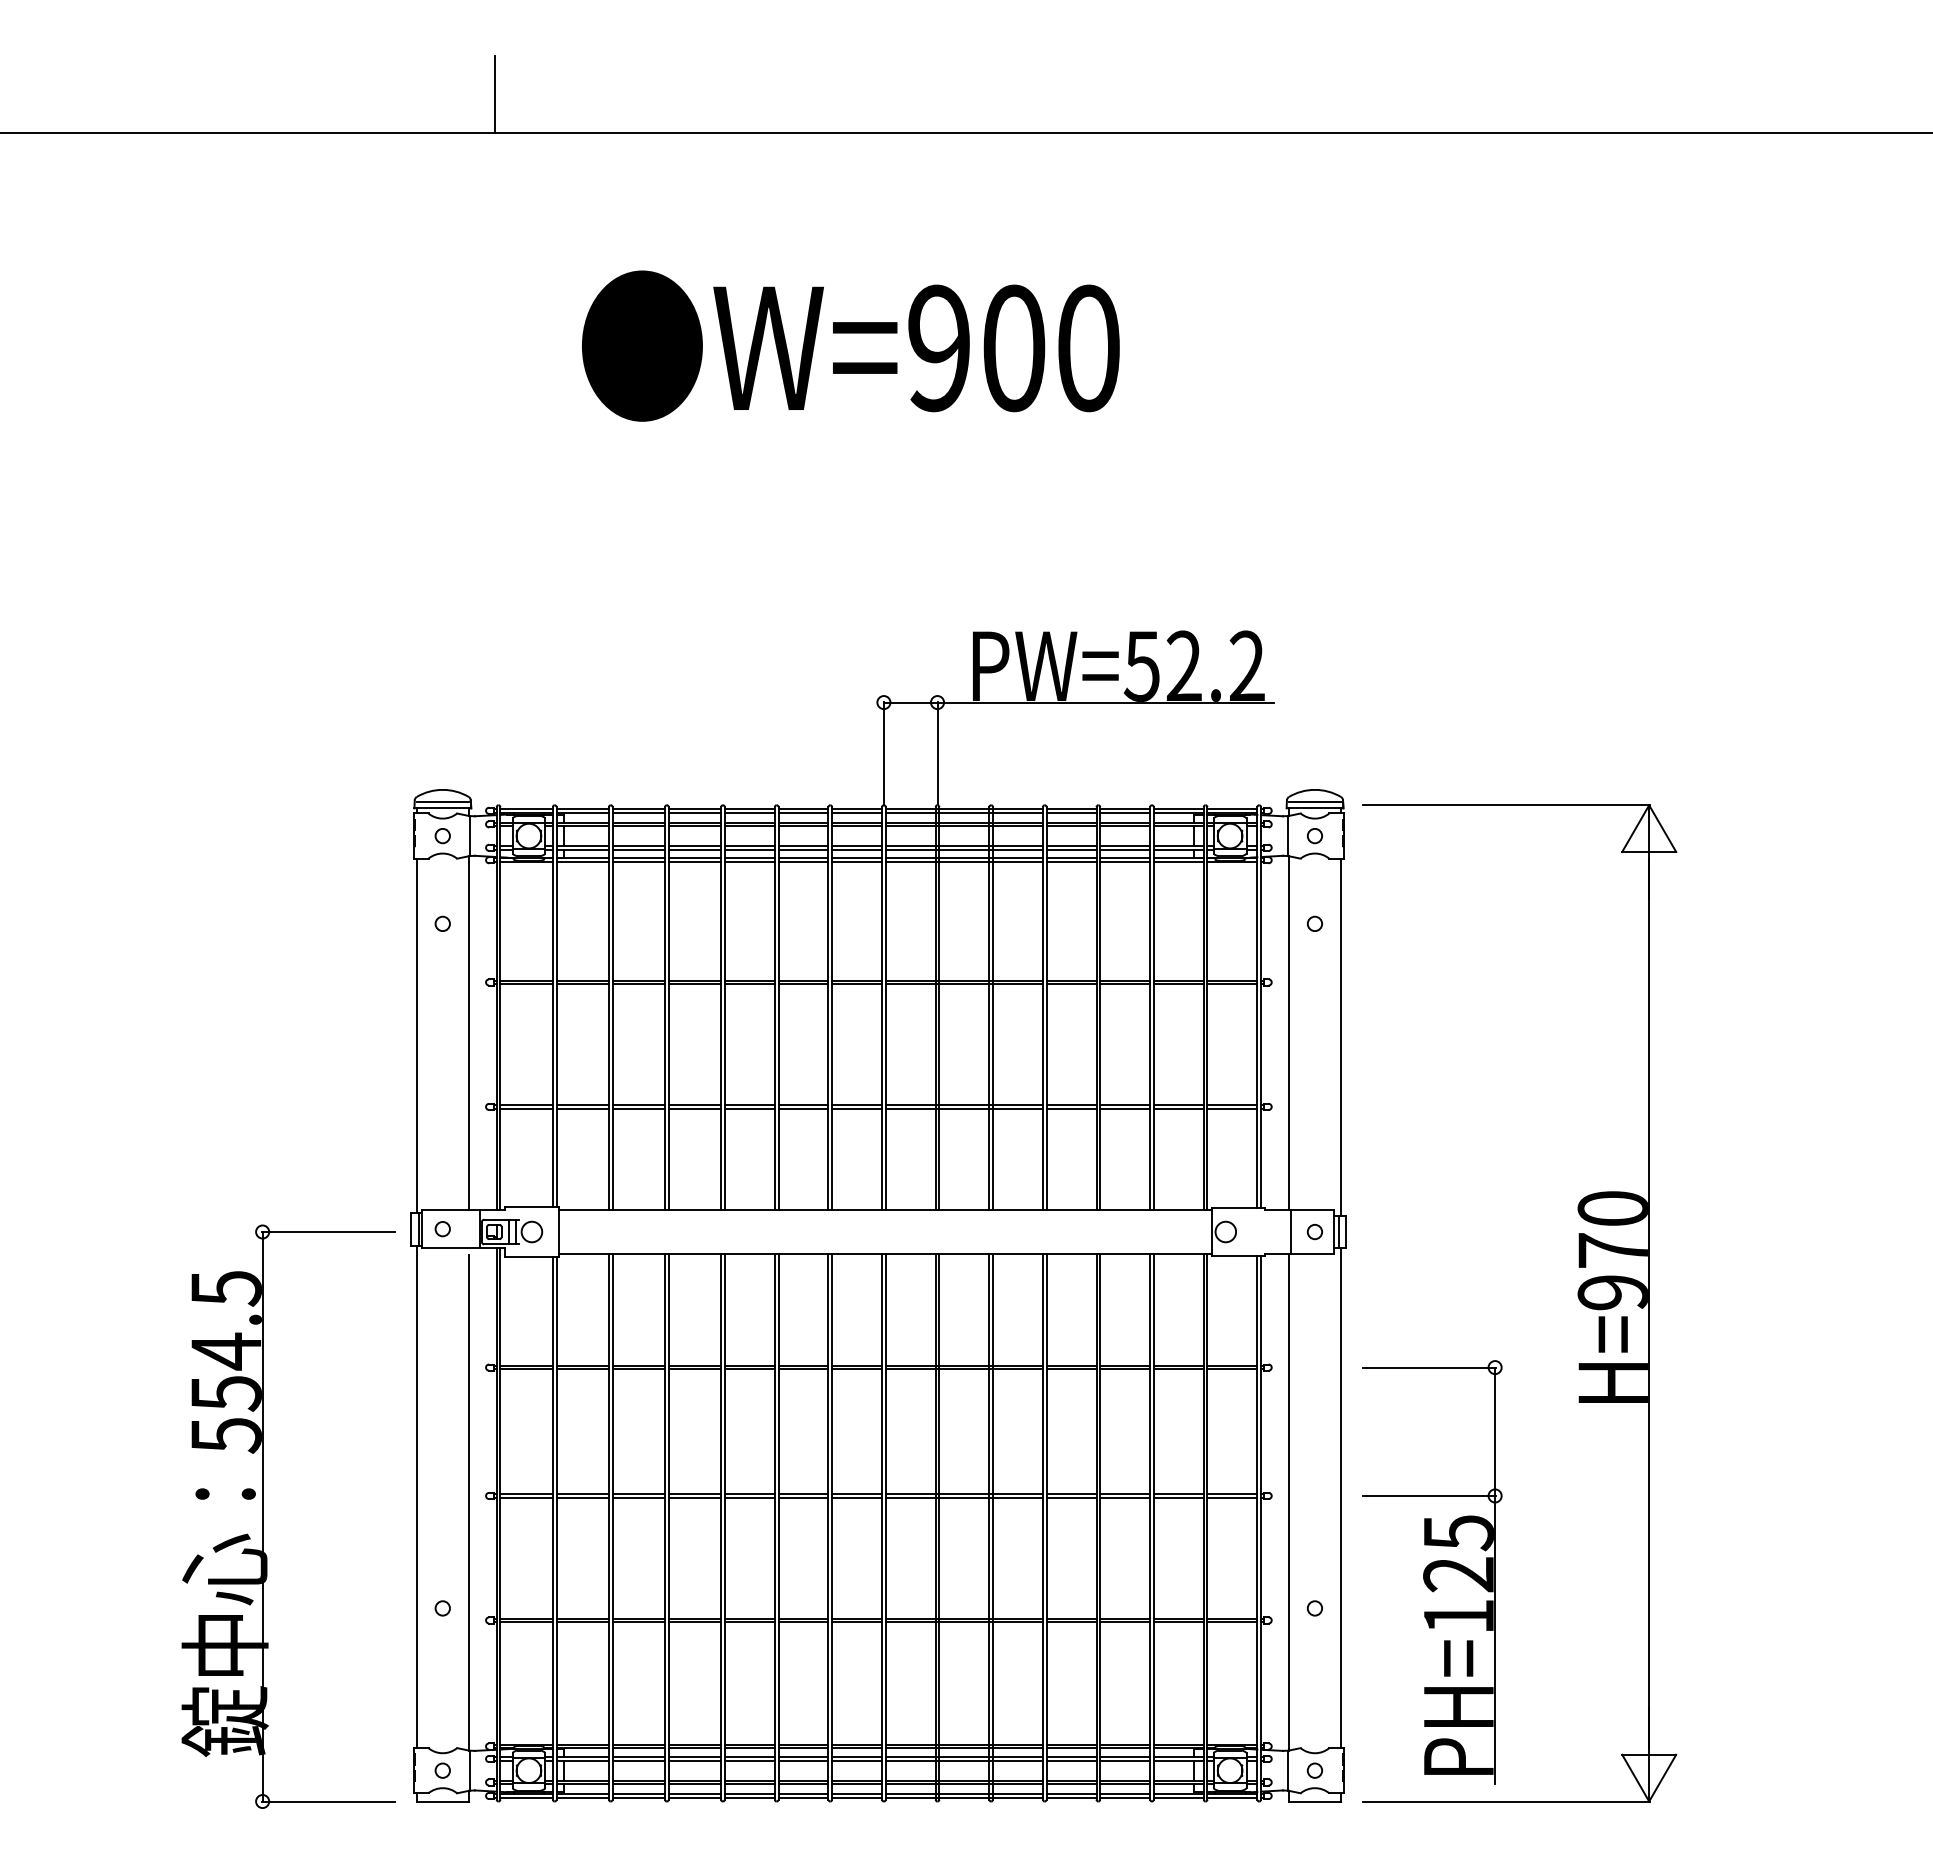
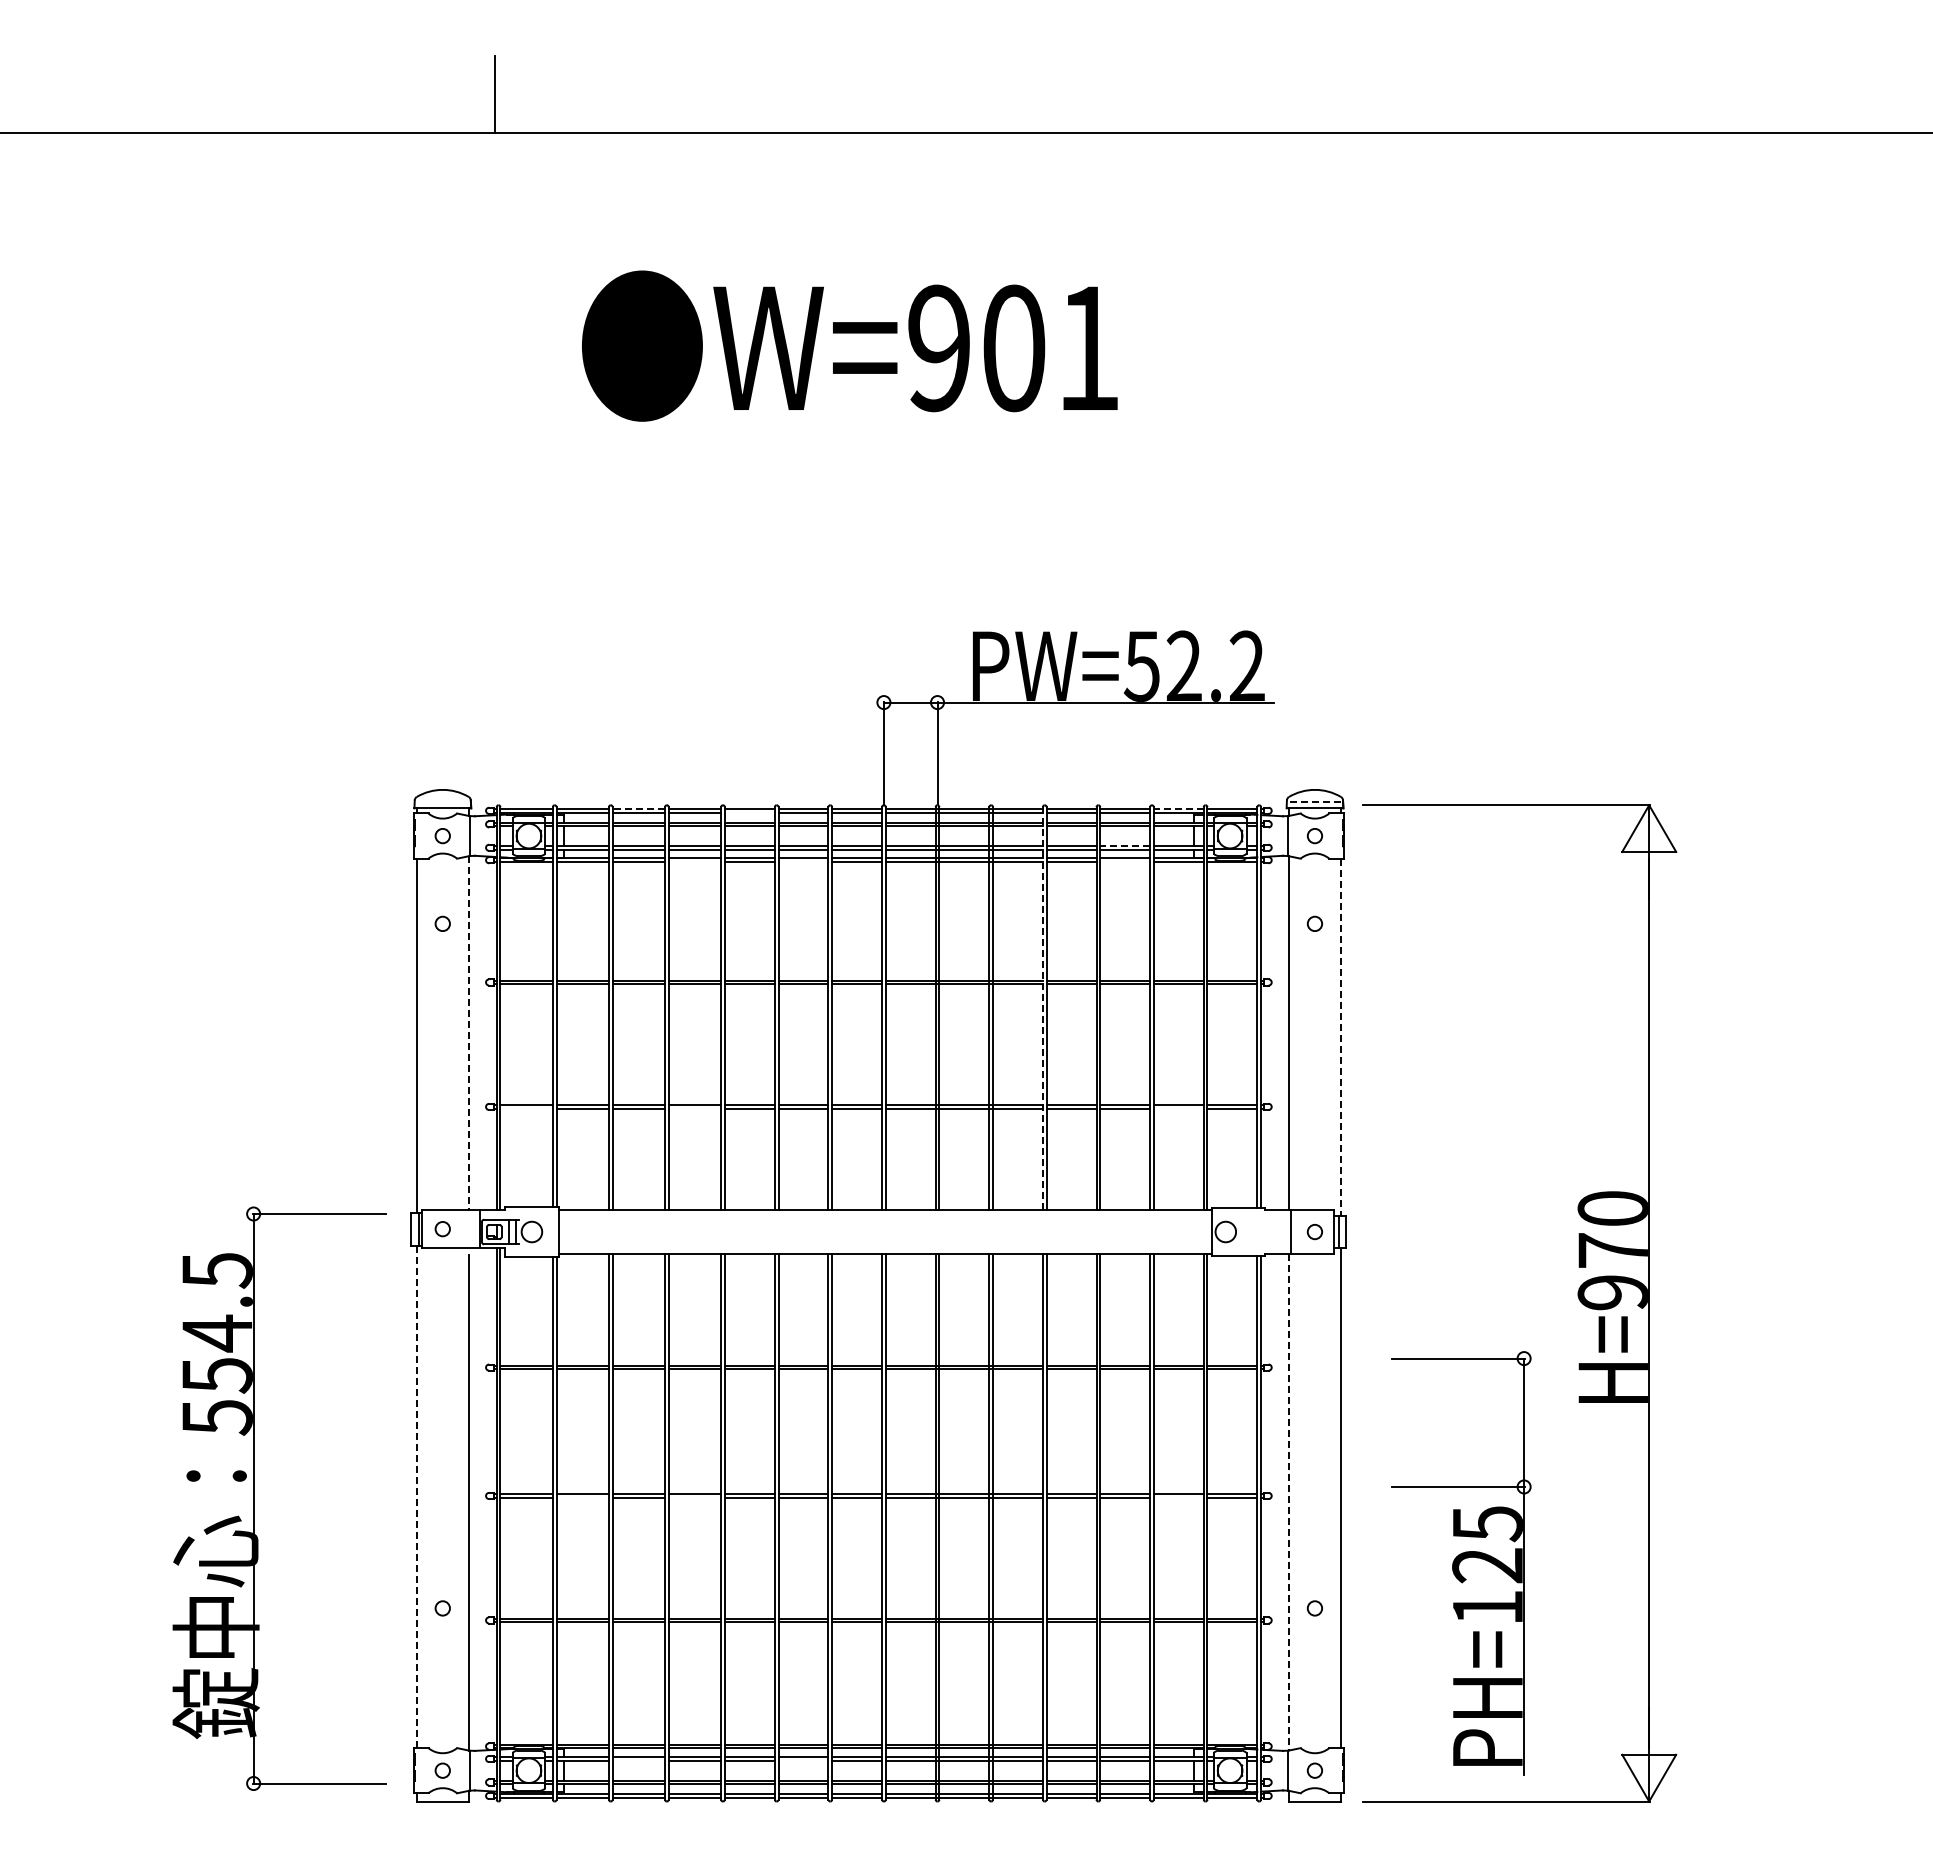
text: W=900 -> W=901 (1088, 348)
line: present -> none (442, 802)
line: solid -> dashed (1314, 802)
line: solid -> dashed (638, 808)
line: solid -> dashed (1178, 808)
line: present -> none (749, 812)
line: solid -> dashed (1125, 845)
line: present -> none (694, 862)
line: present -> none (803, 862)
line: present -> none (1125, 862)
line: solid -> dashed (1042, 1008)
line: solid -> dashed (468, 1033)
line: solid -> dashed (1341, 1037)
line: present -> none (526, 1108)
line: present -> none (694, 1108)
line: present -> none (1178, 1108)
line: solid -> dashed (416, 1497)
line: present -> none (582, 1497)
line: present -> none (694, 1497)
line: present -> none (1178, 1497)
line: solid -> dashed (1288, 1502)
part position: (263, 1516) -> (254, 1498) (254, 1498)
part position: (1432, 1572) -> (1461, 1563) (1461, 1563)
line: present -> none (638, 1760)
line: present -> none (803, 1760)
